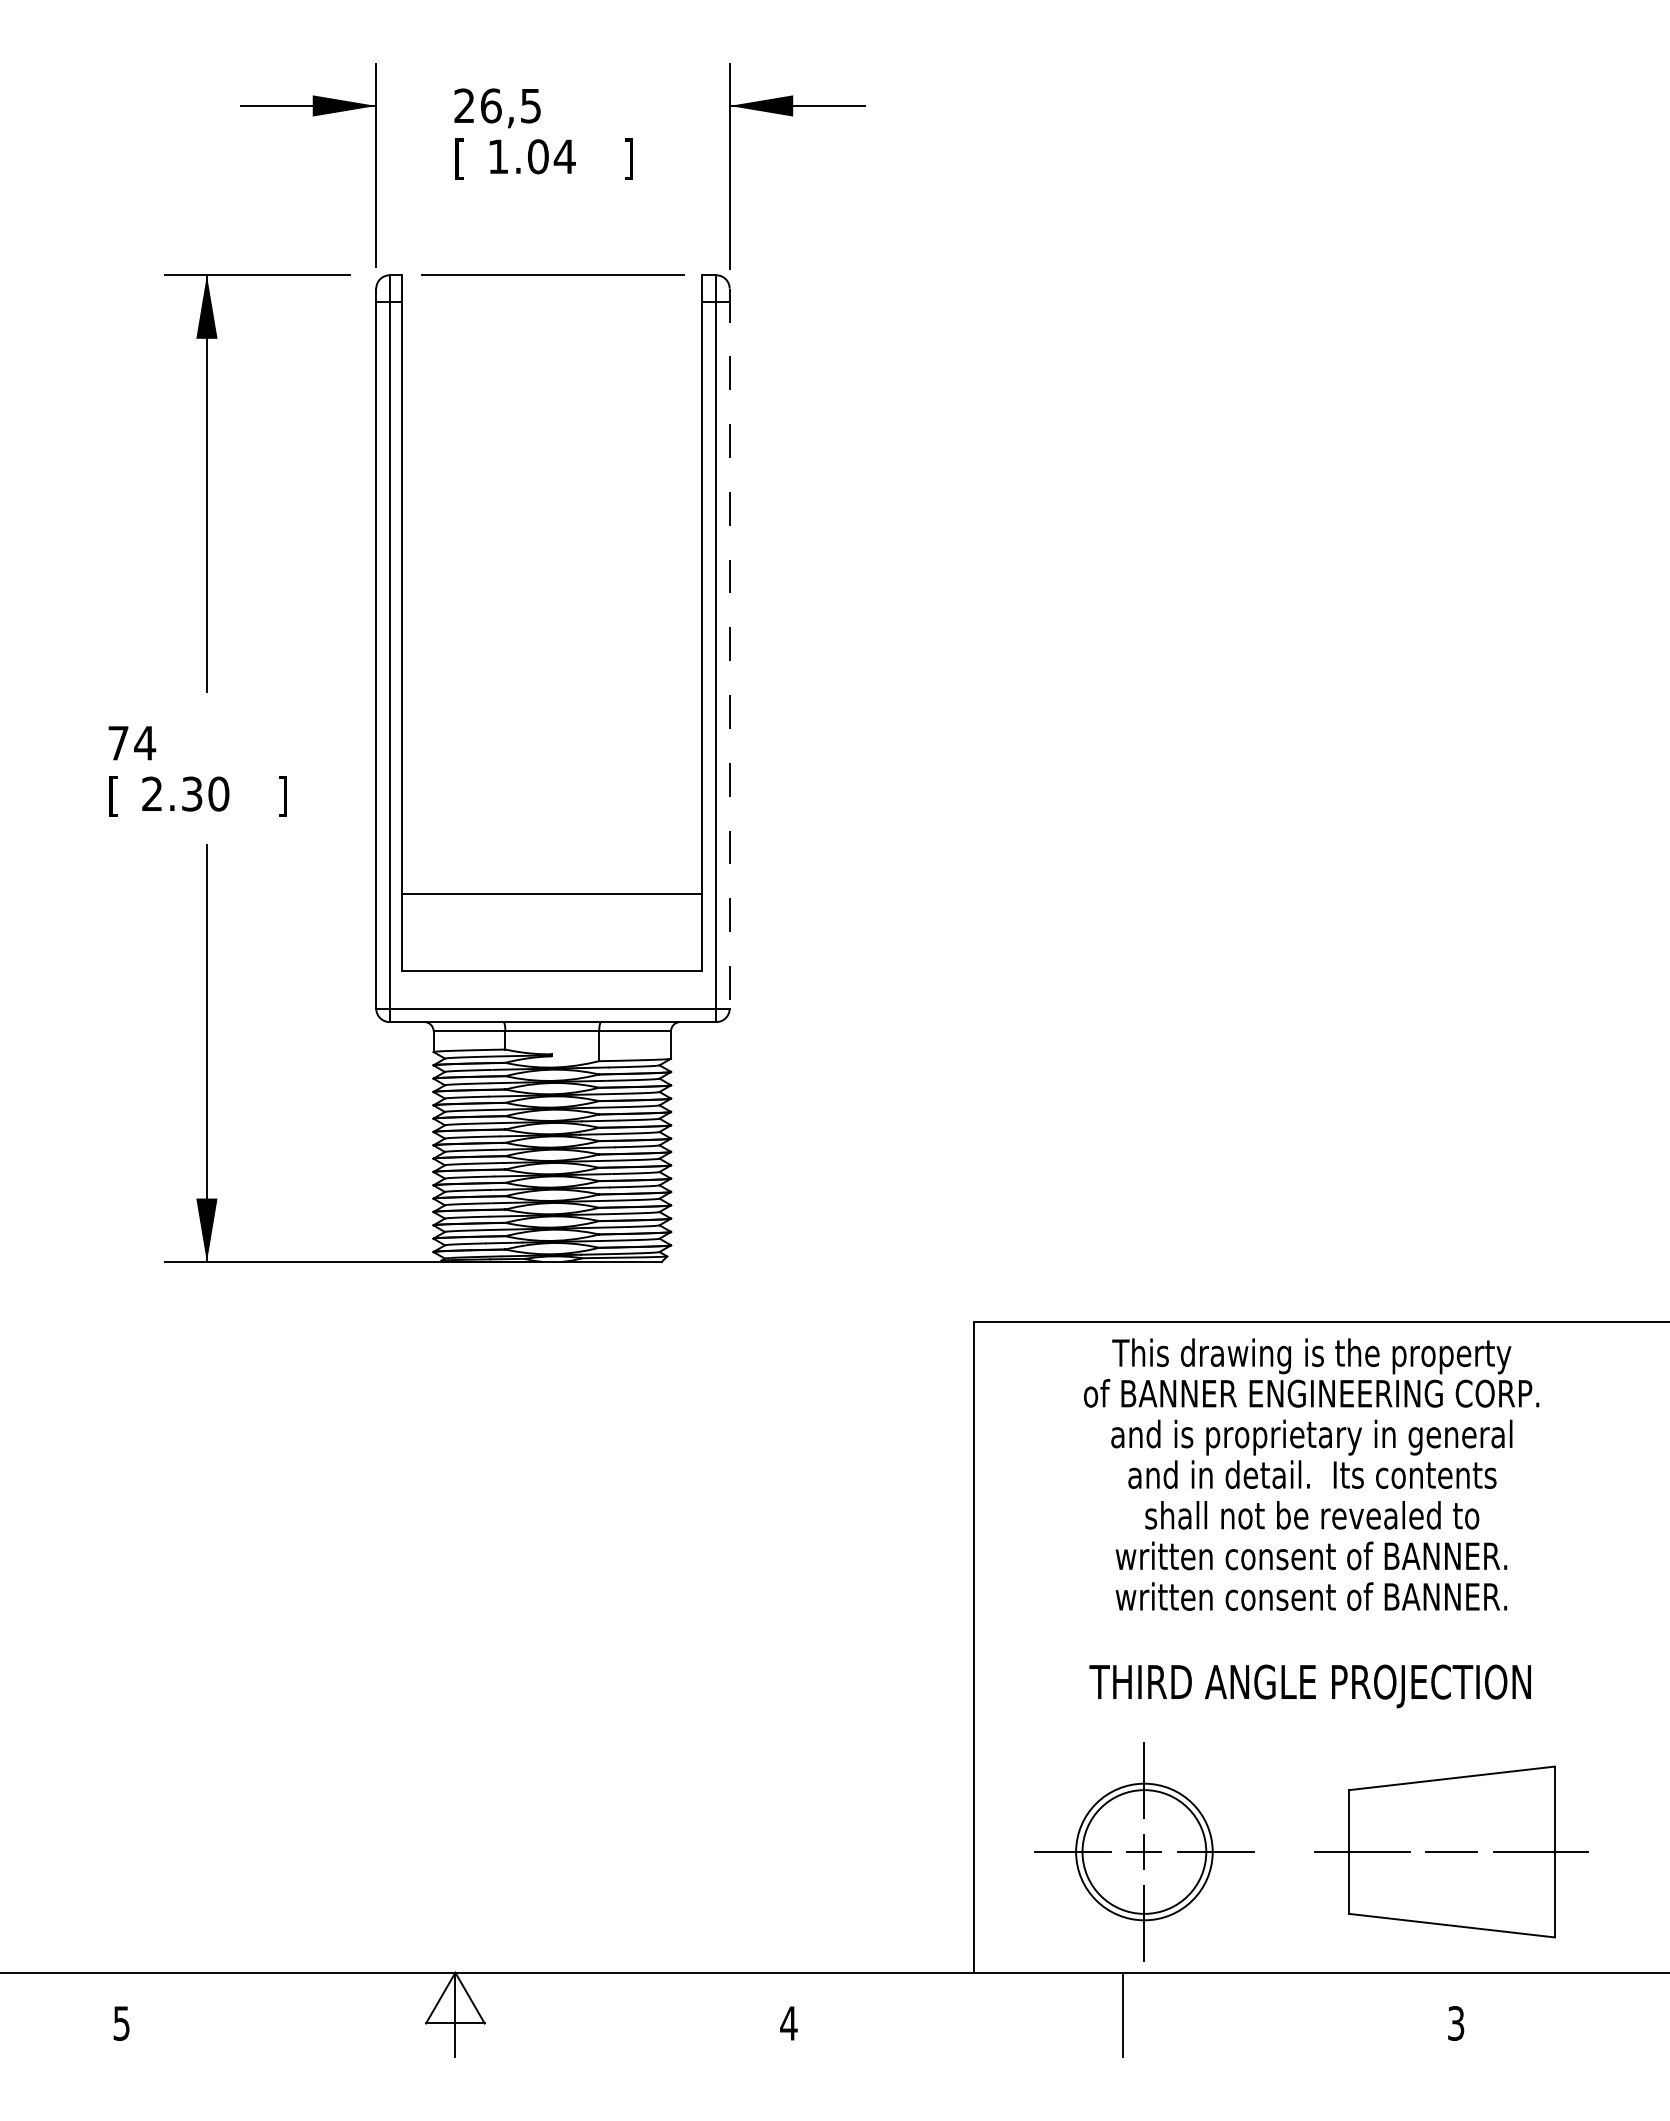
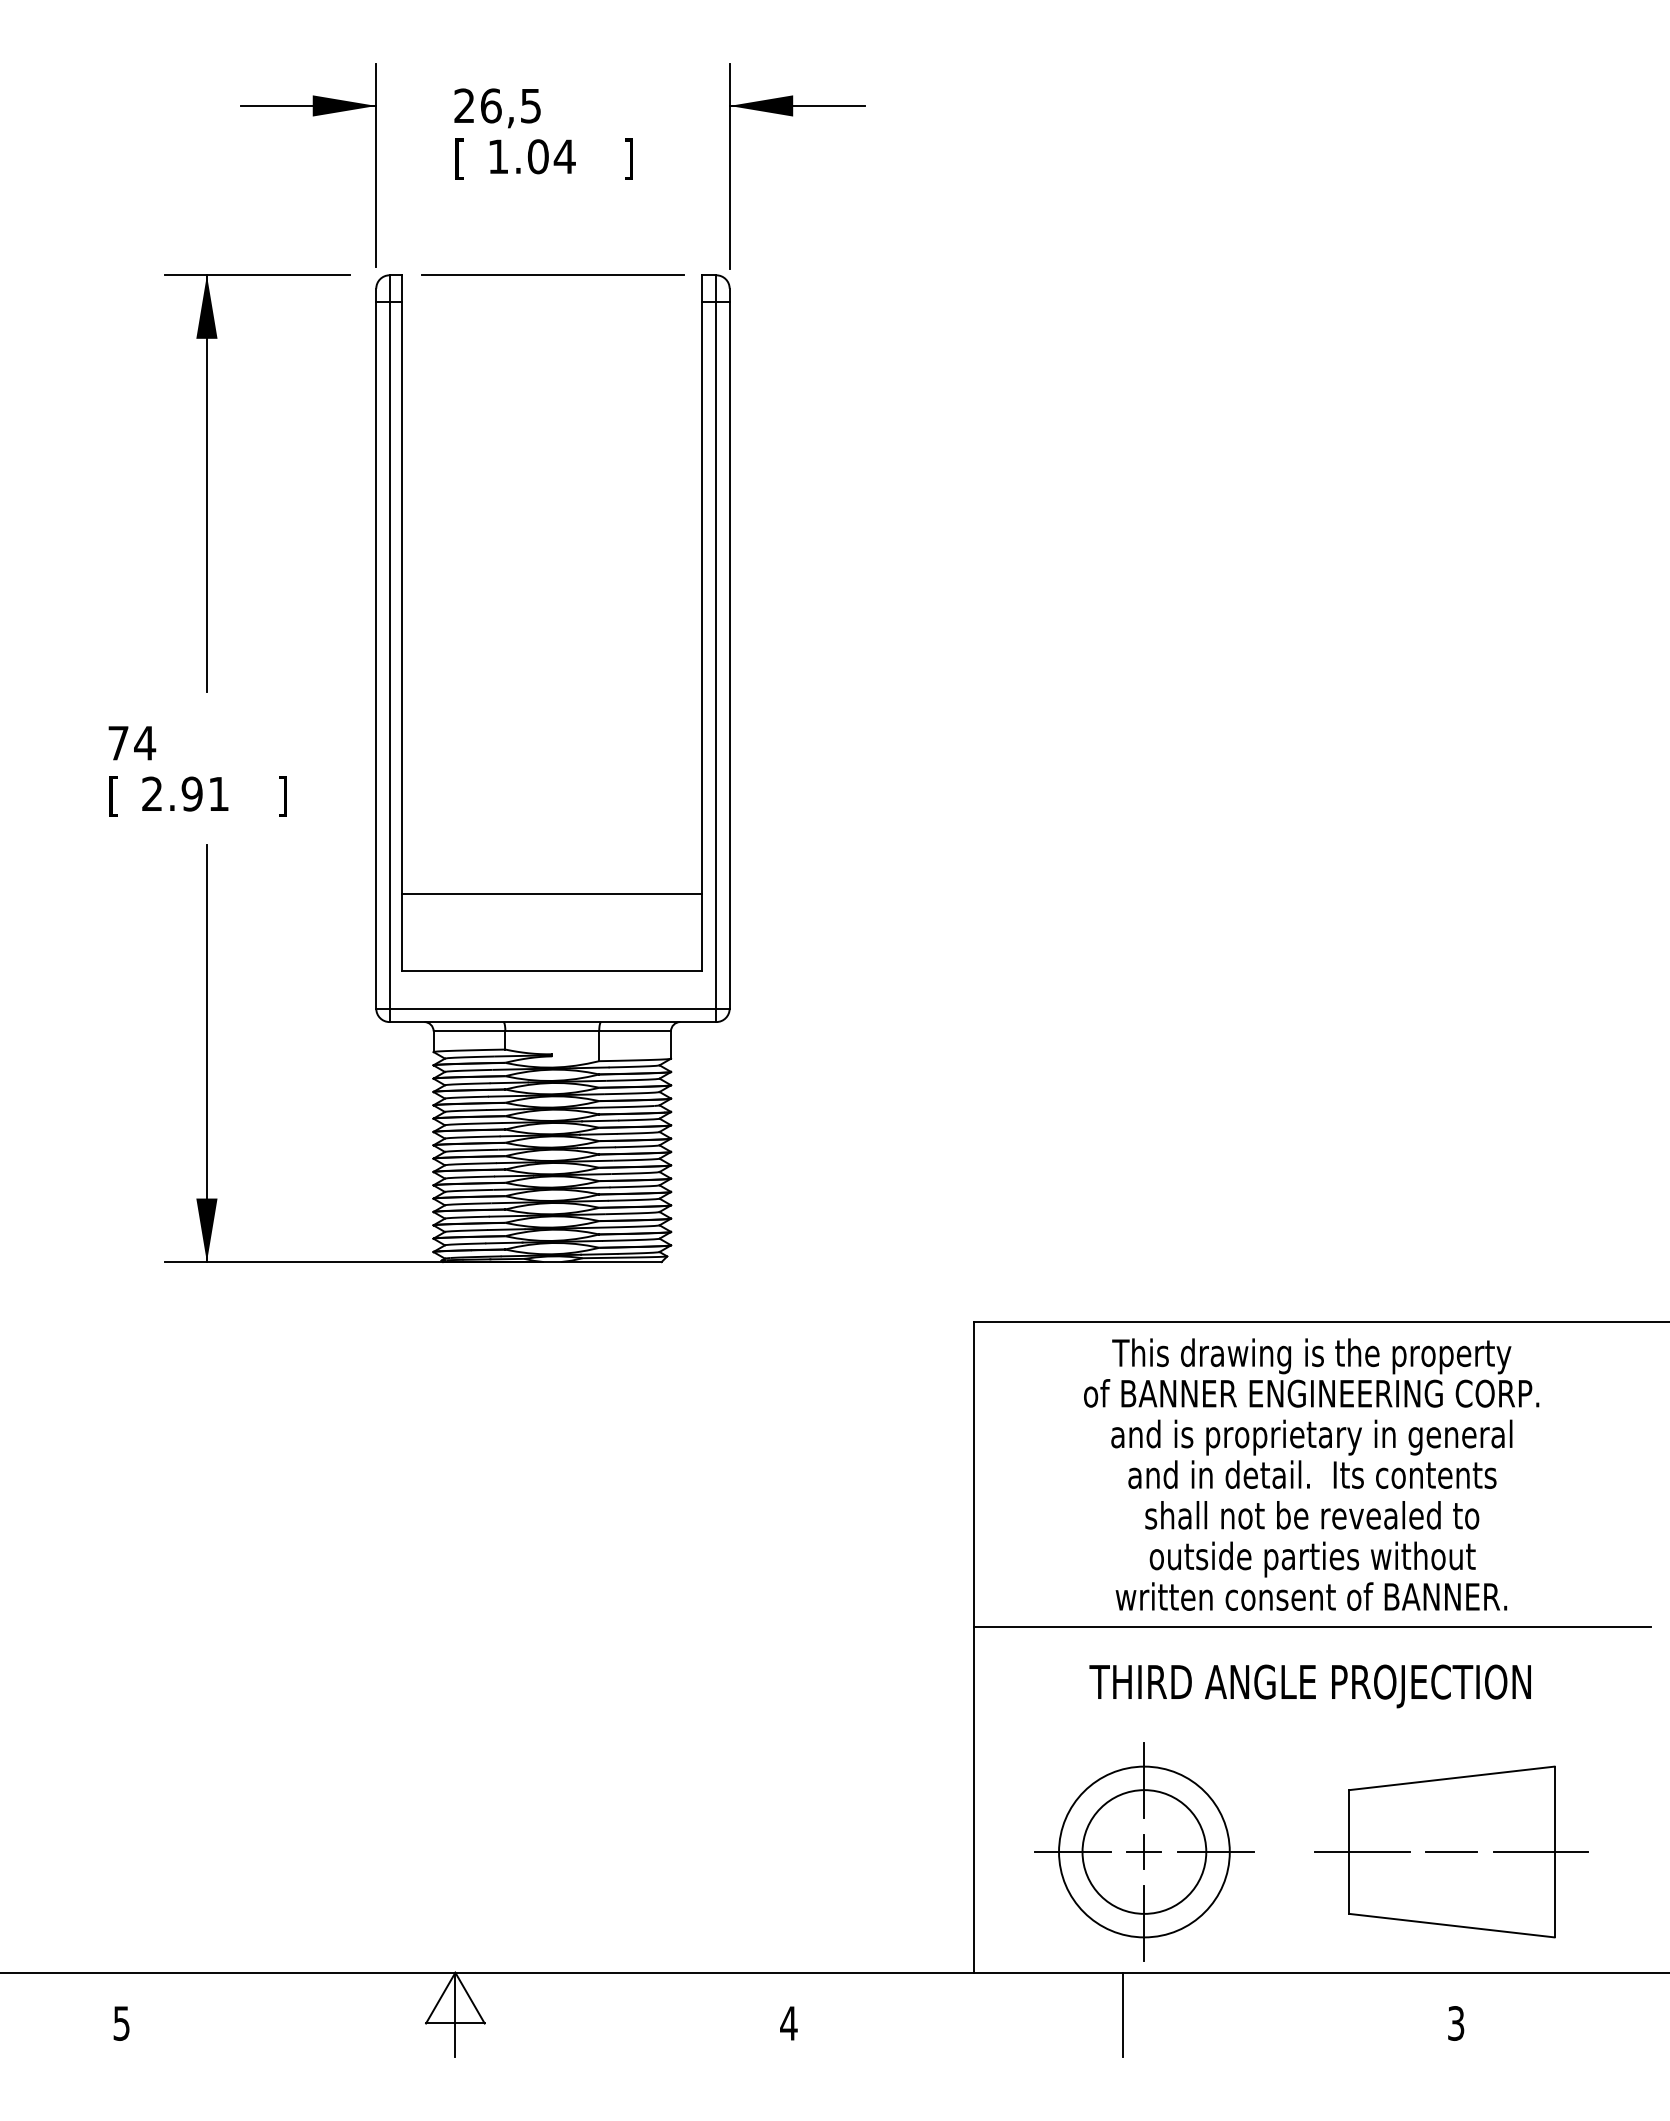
line: dashed -> solid (729, 649)
text: 2.30 -> 2.91 (205, 793)
text: written consent of BANNER. -> outside parties without (1311, 1559)
line: none -> present (1312, 1627)
circle diameter: 137 px -> 171 px (1144, 1851)
